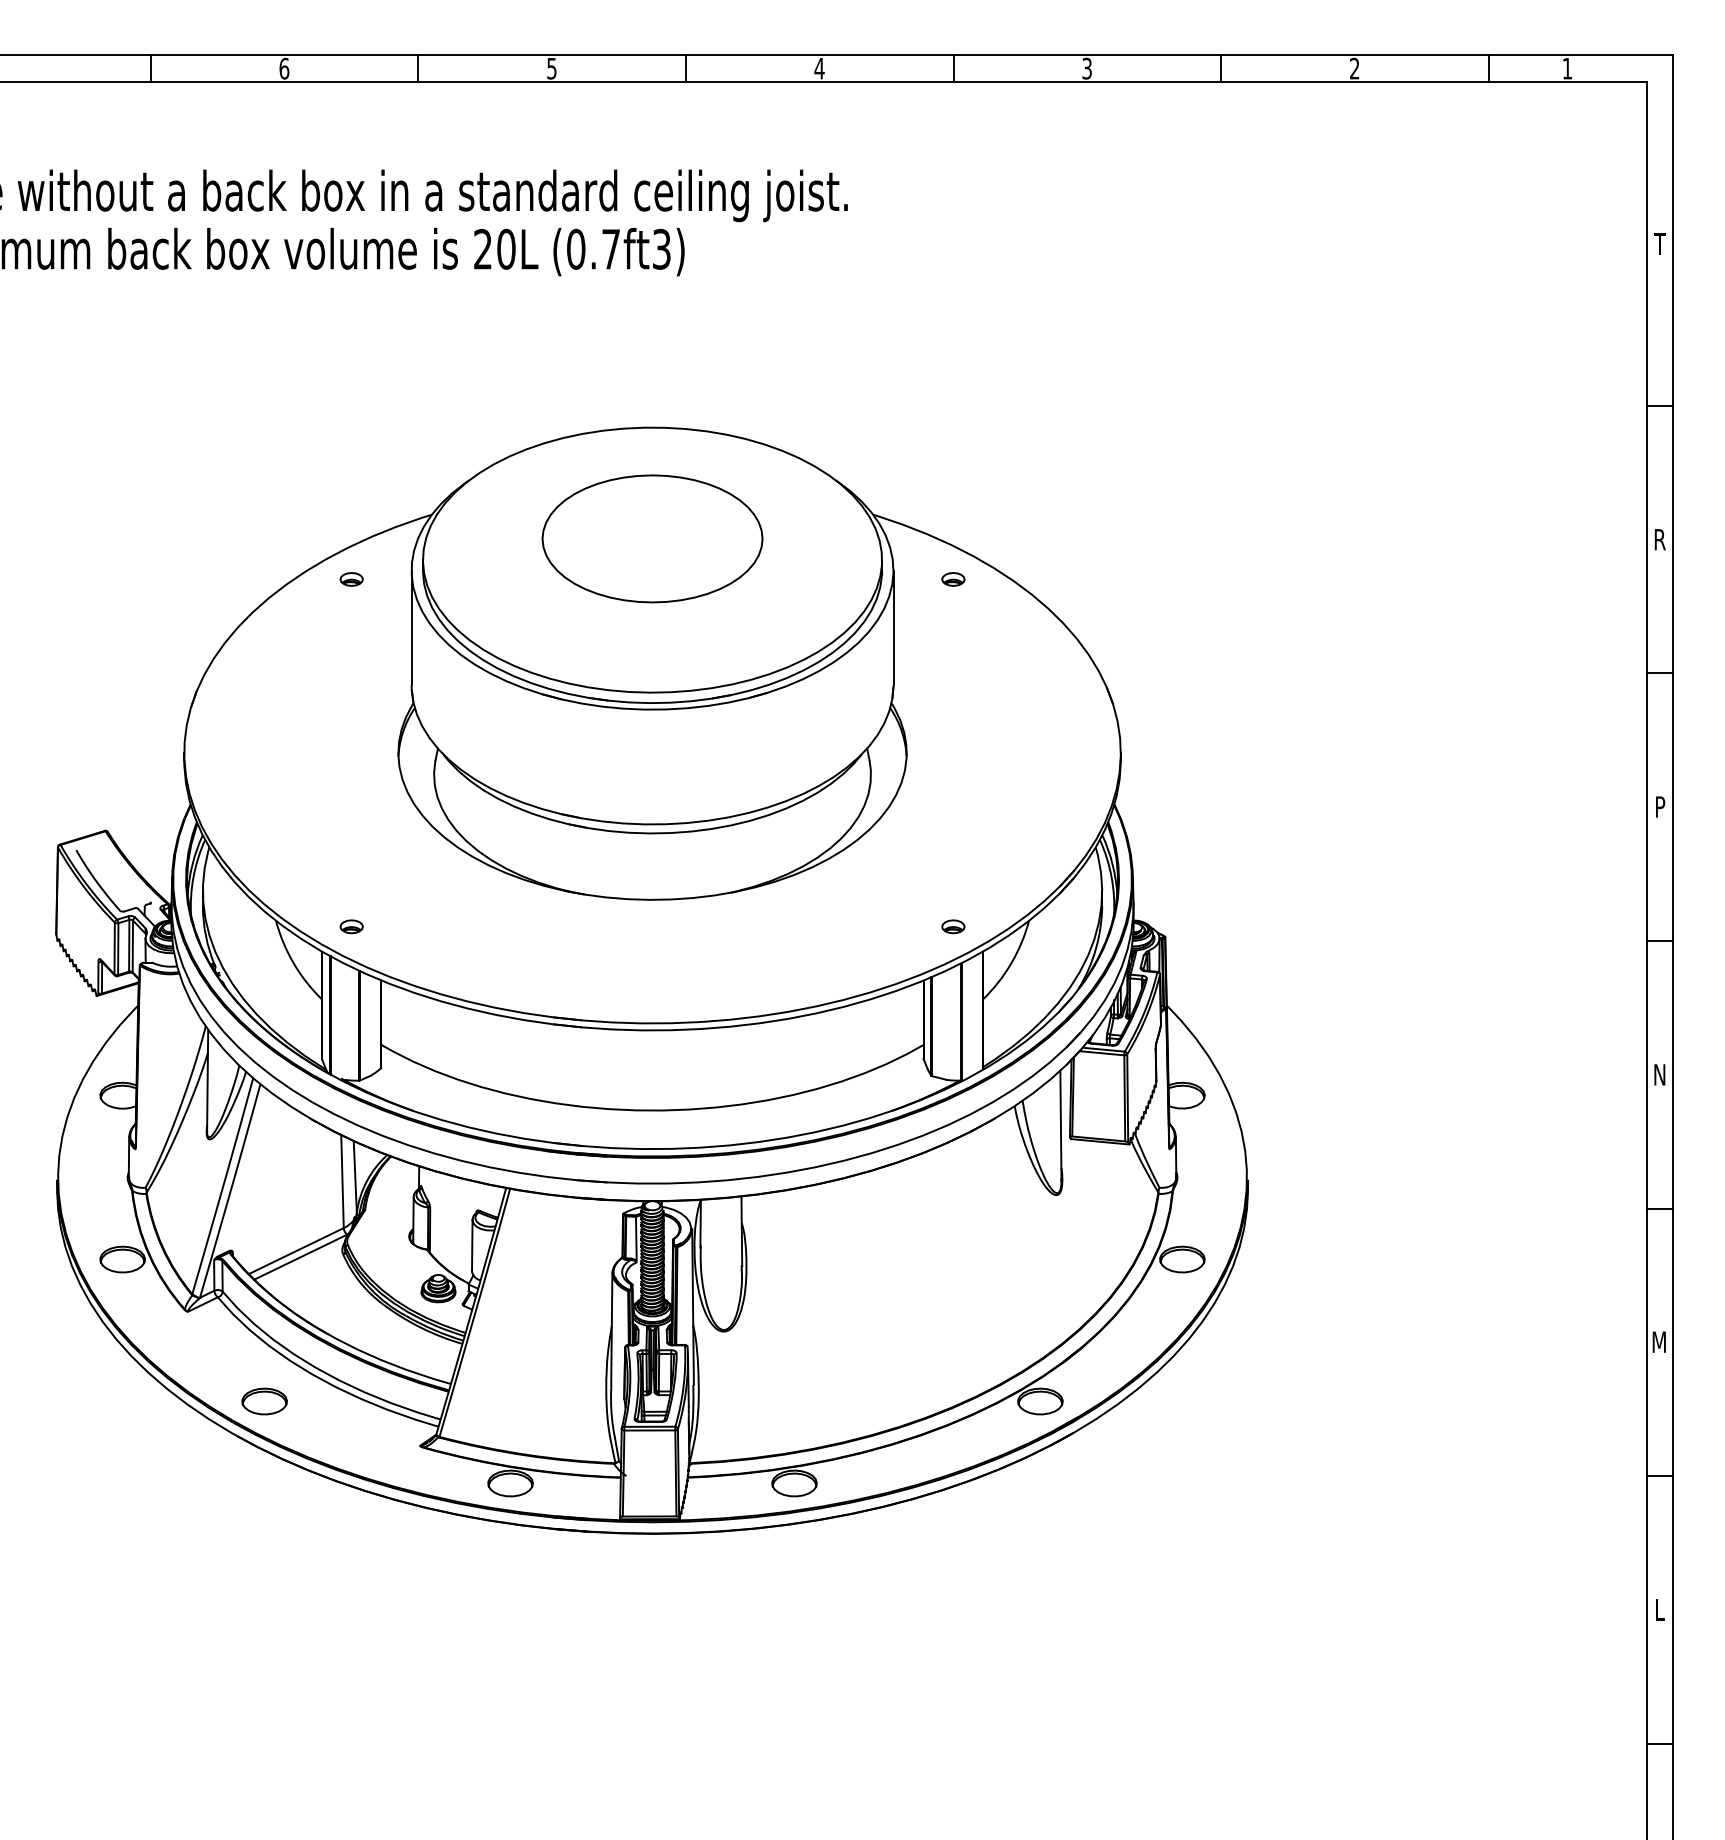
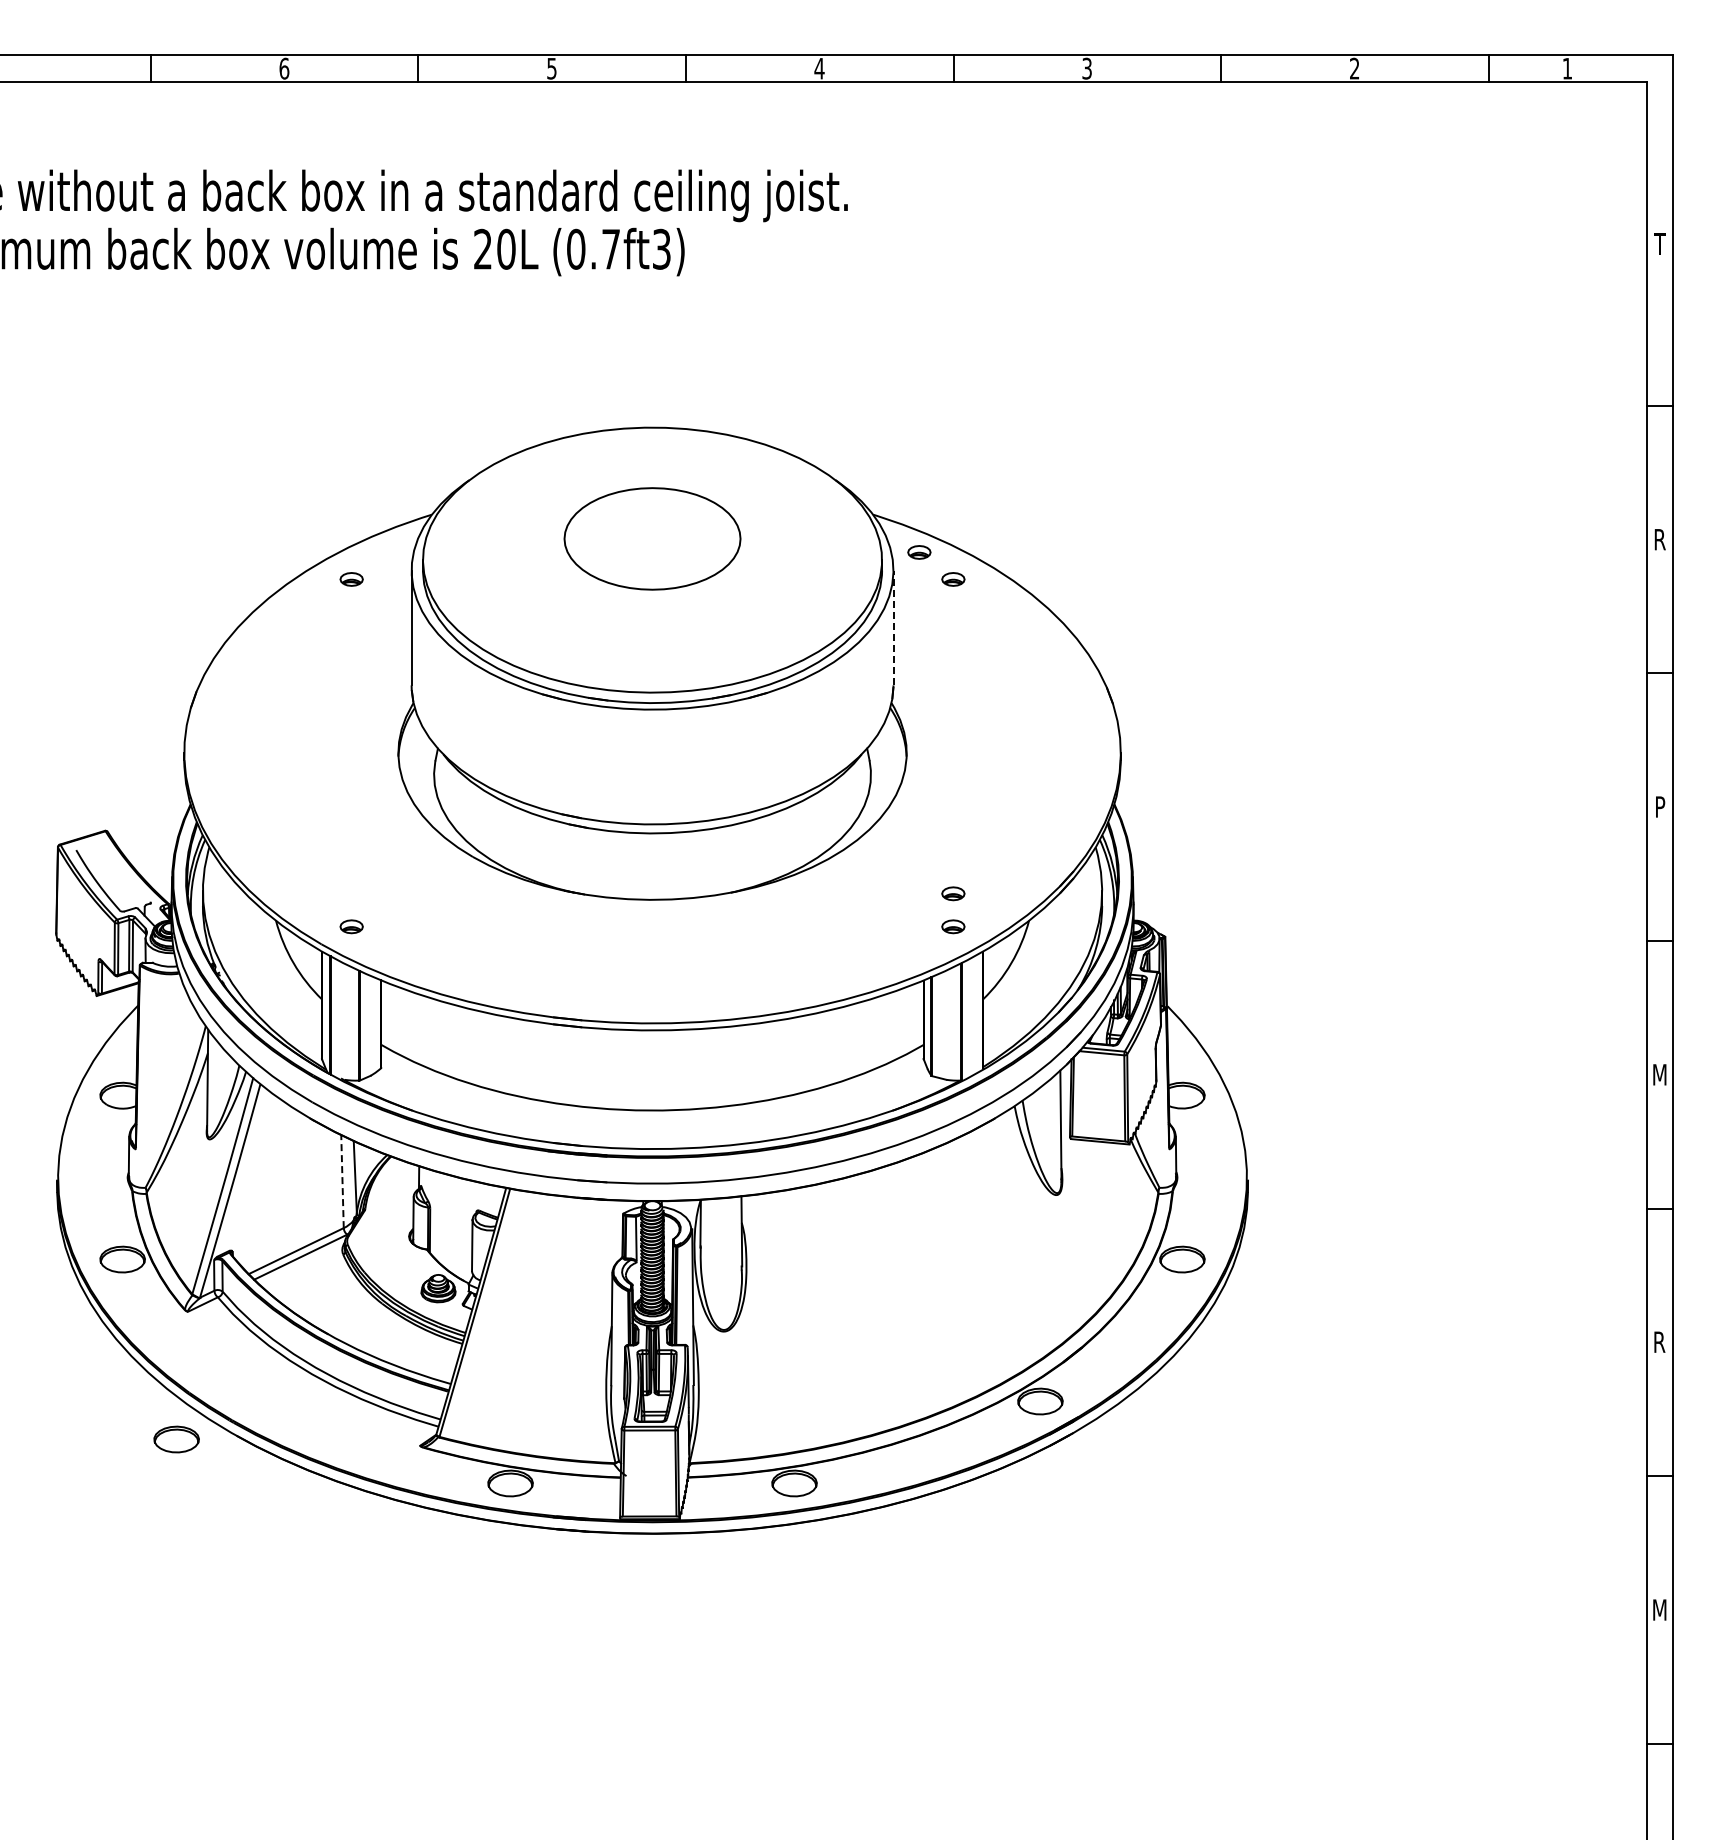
part size: 223x130 px -> 179x104 px (652, 538)
part: none -> present (919, 552)
line: solid -> dashed (893, 627)
part: none -> present (953, 893)
text: N -> M (1659, 1074)
line: solid -> dashed (342, 1181)
text: M -> R (1658, 1341)
part position: (264, 1401) -> (176, 1439) (176, 1439)
text: L -> M (1659, 1609)
